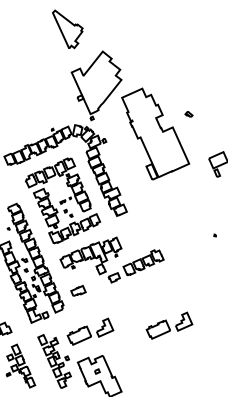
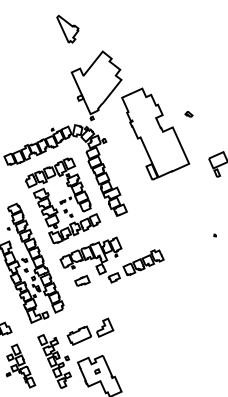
part size: 32x41 px -> 24x30 px (67, 28)
part position: (78, 290) -> (82, 280) (82, 280)
part: present -> none (169, 325)
